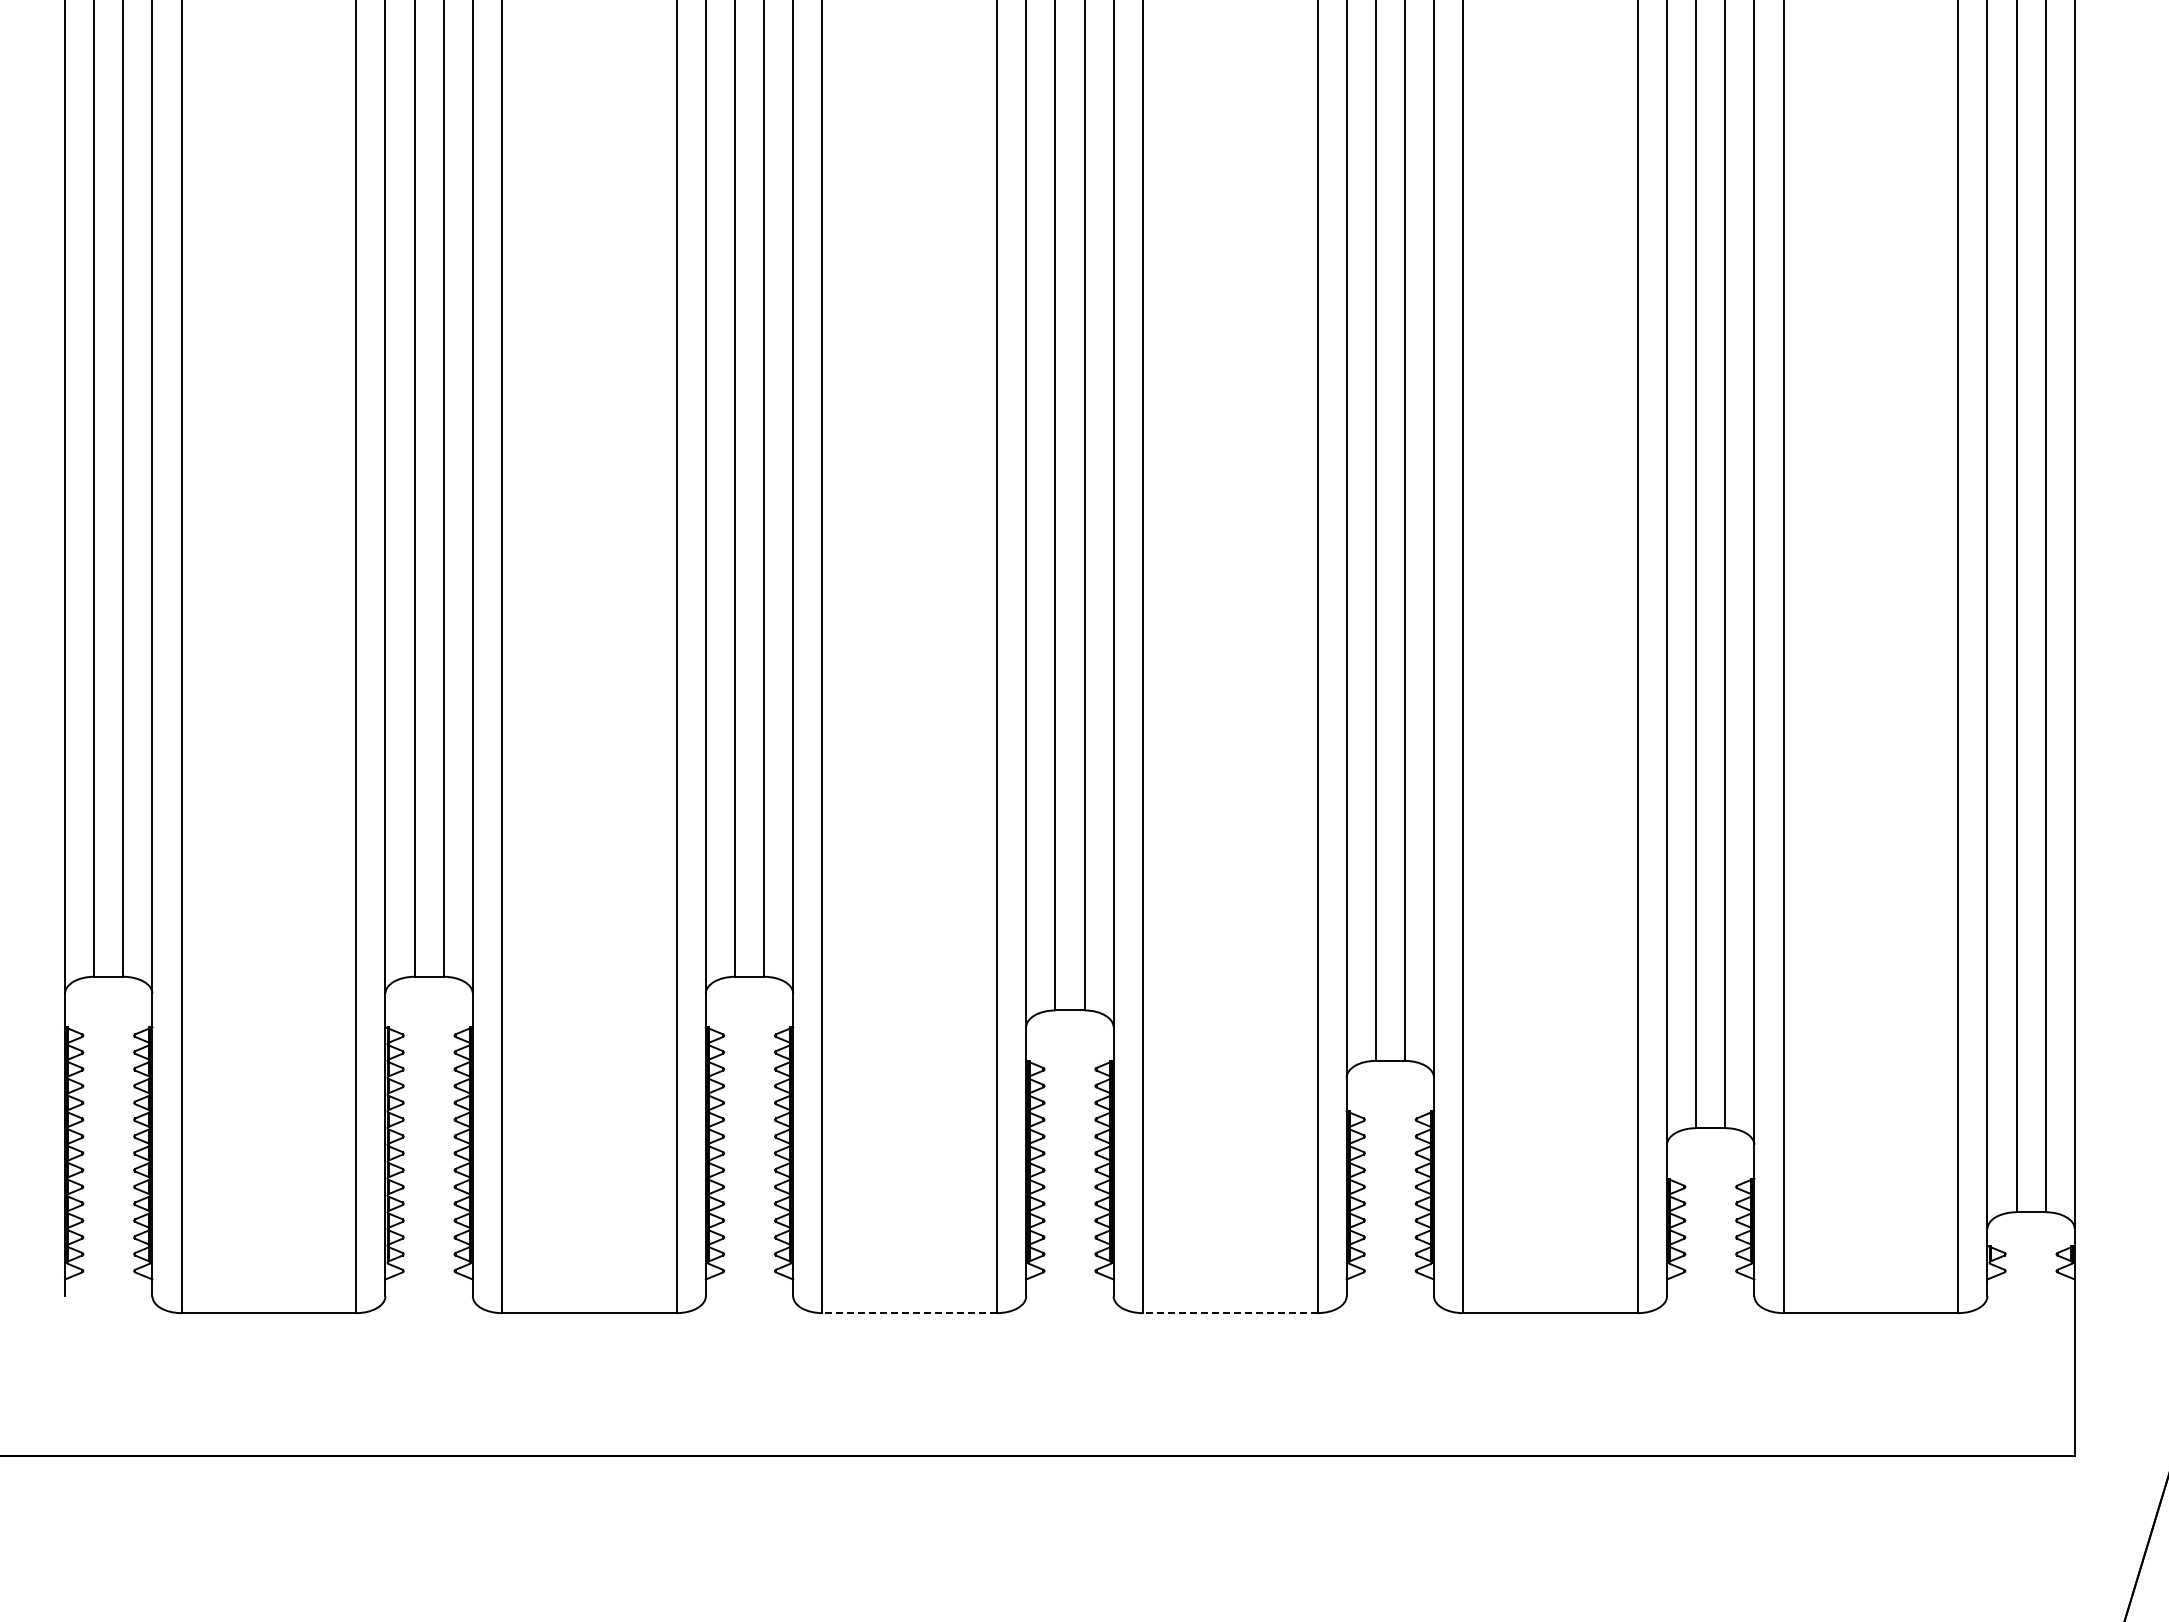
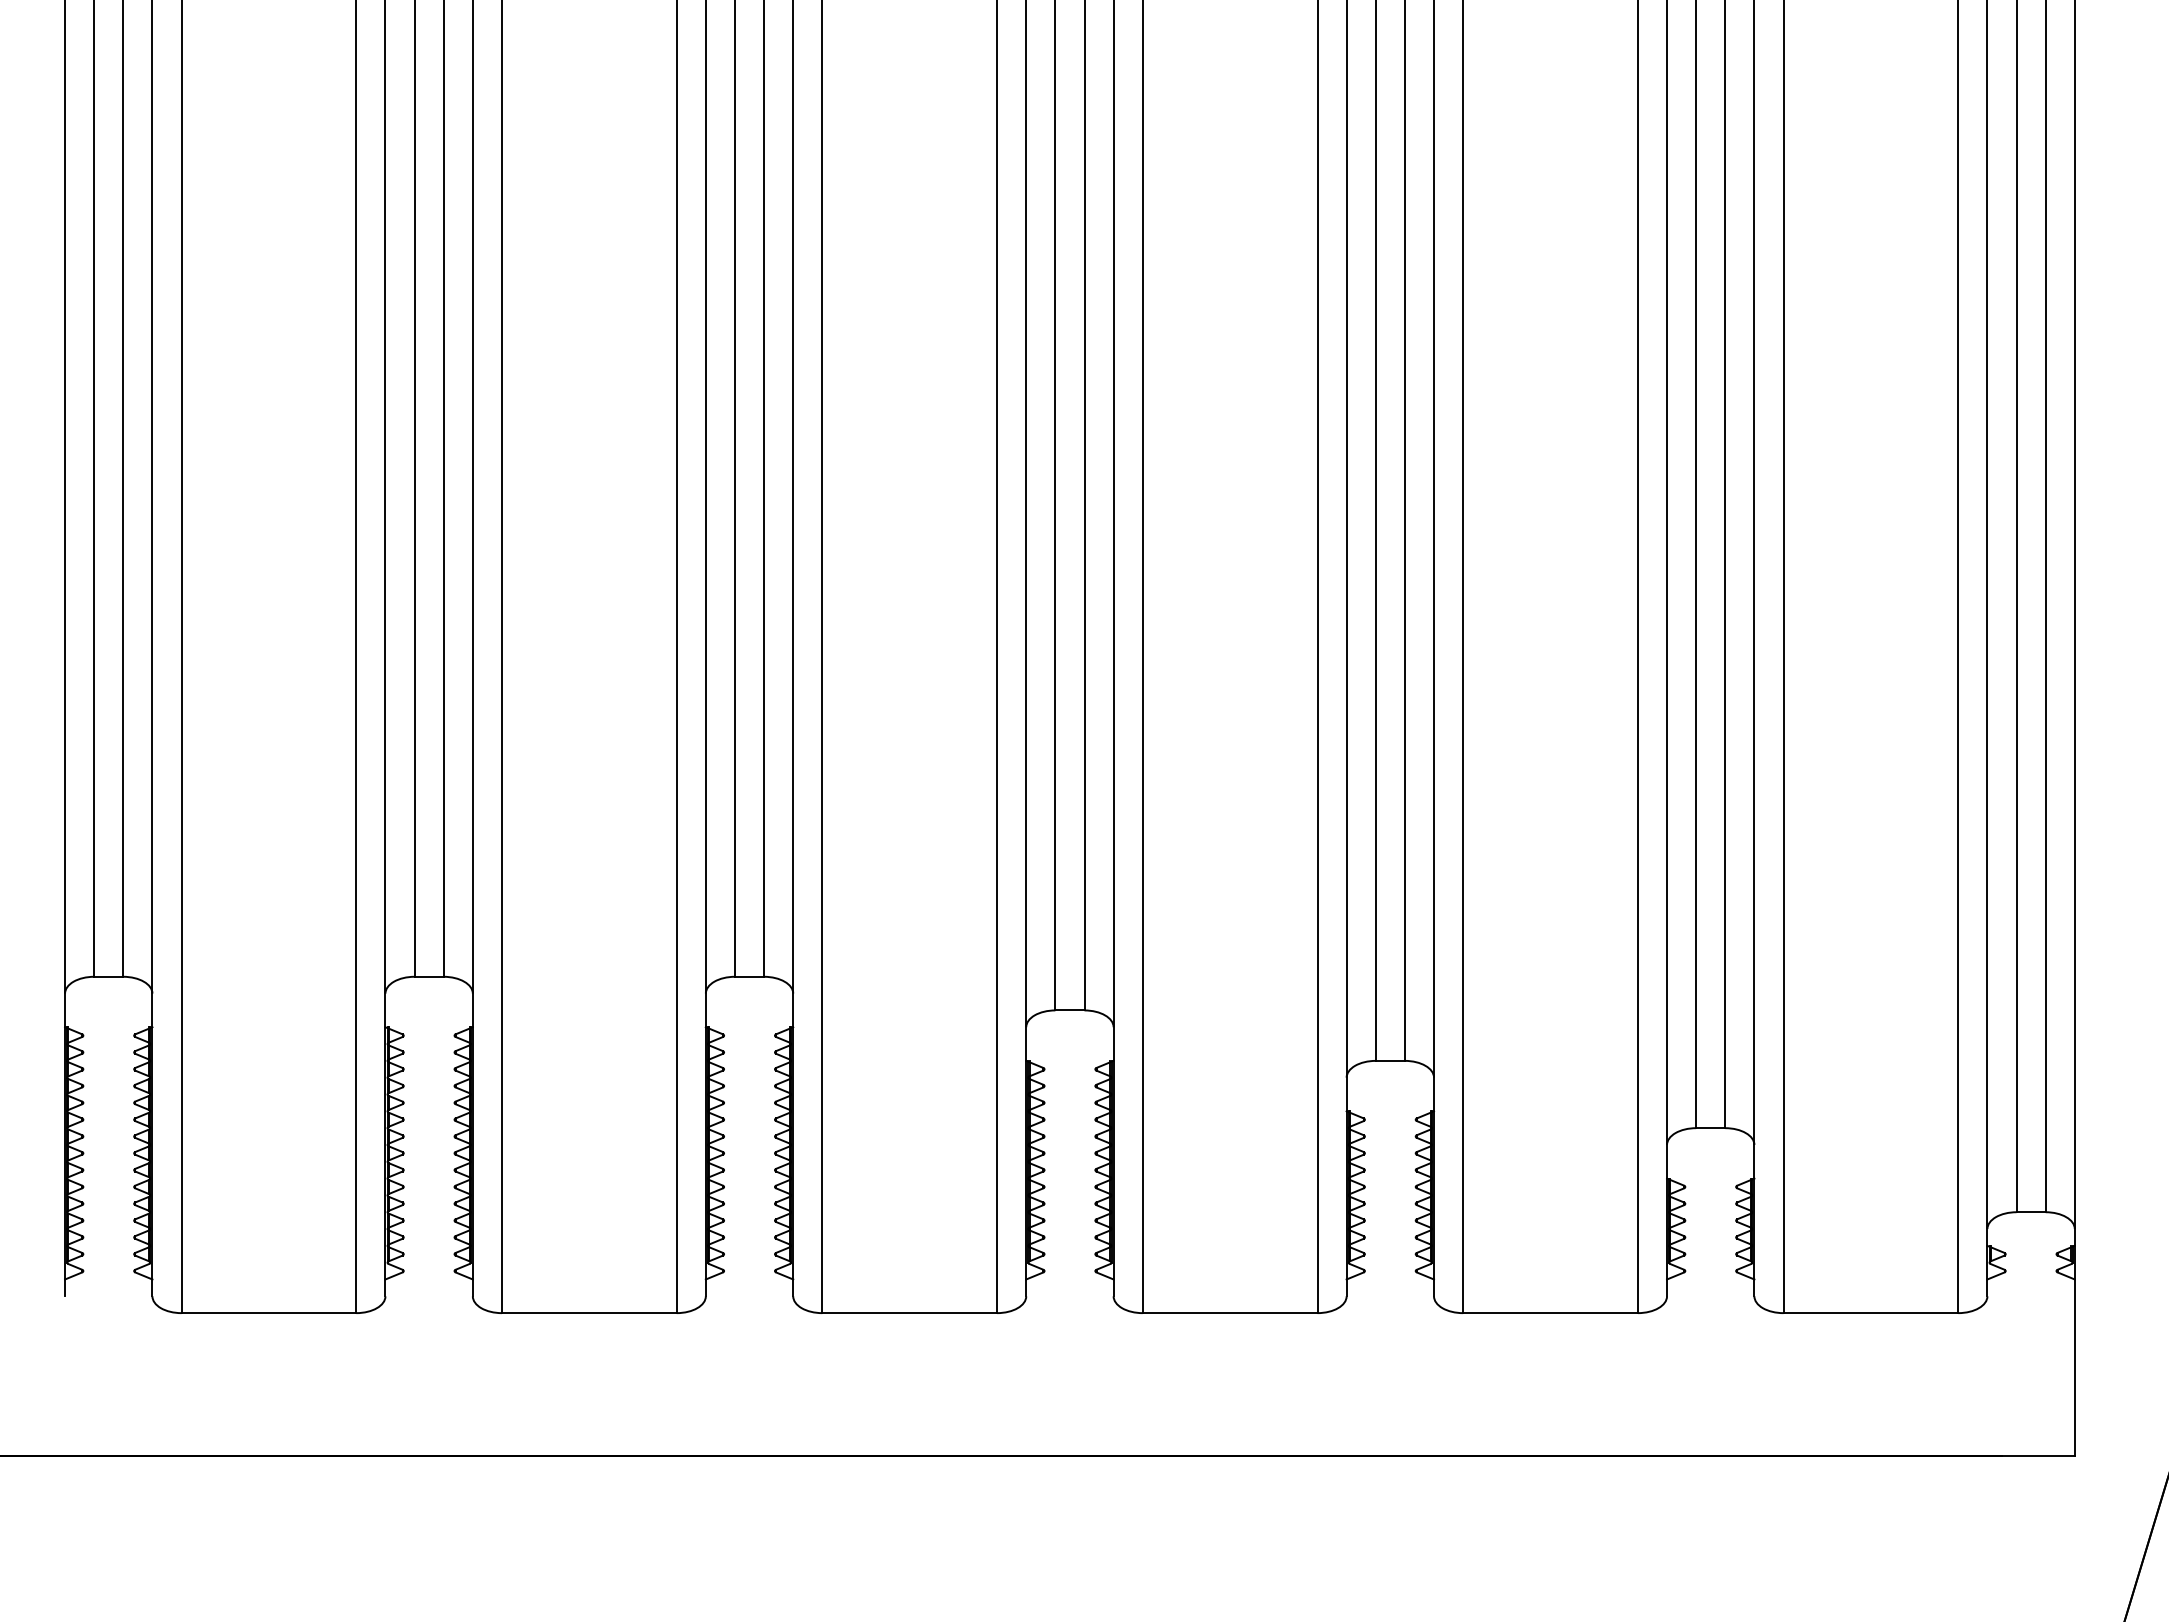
line: dashed -> solid (909, 1313)
line: dashed -> solid (1229, 1313)
